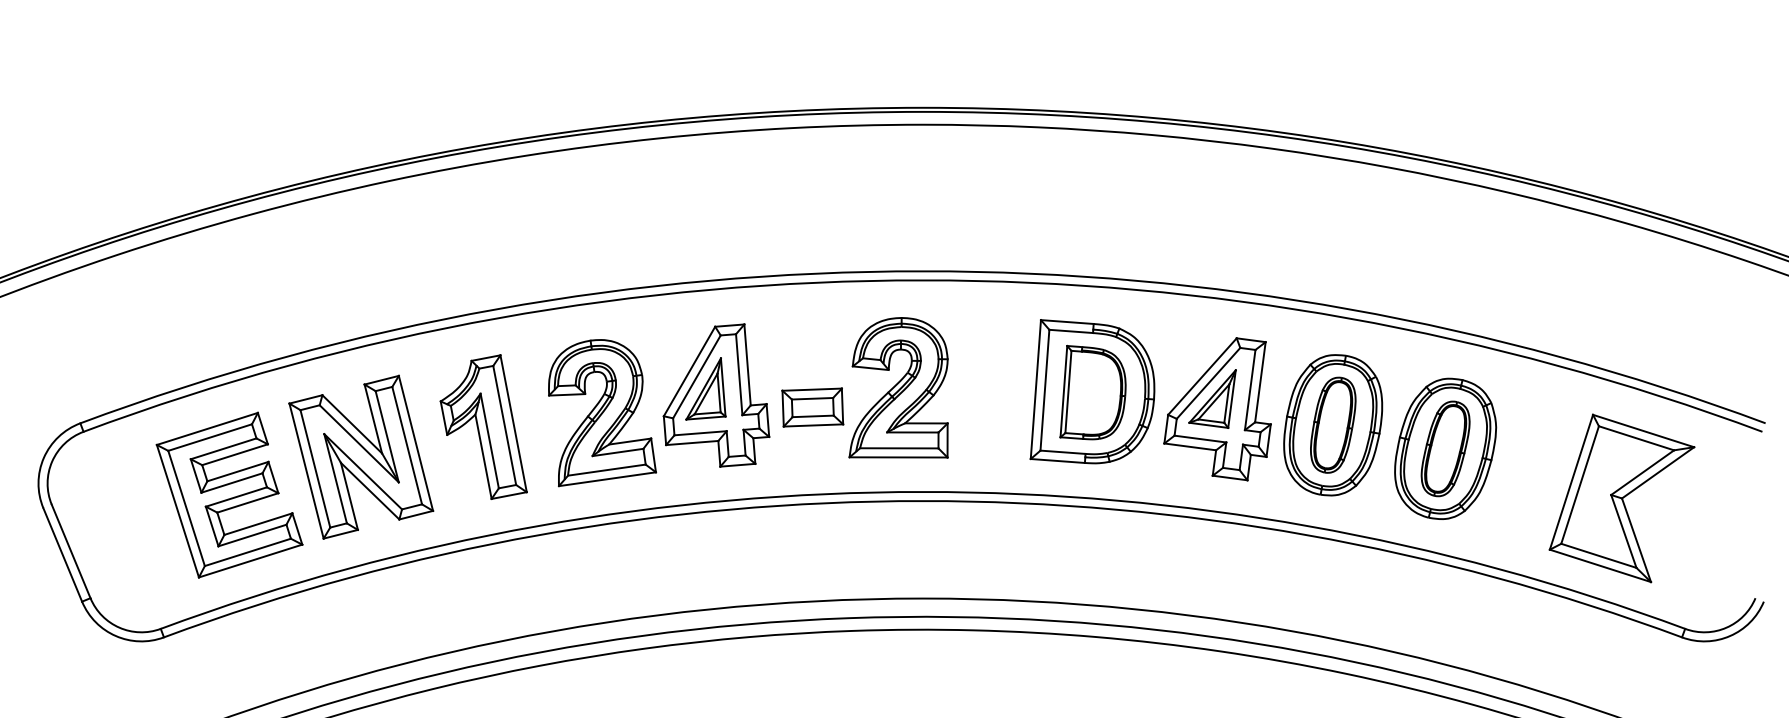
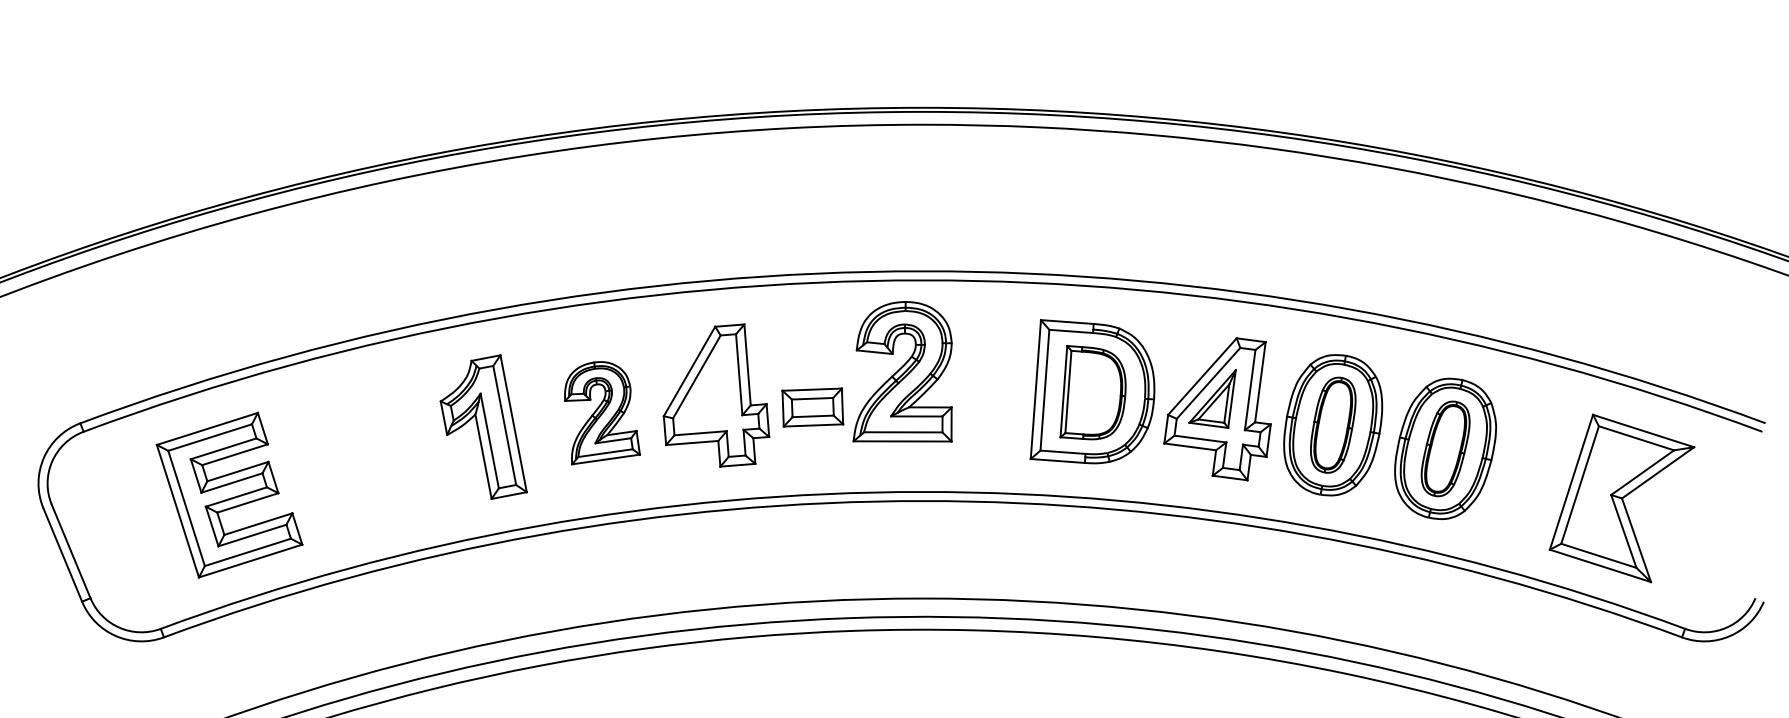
part position: (898, 387) -> (902, 371) (902, 371)
part: present -> none (705, 388)
part size: 109x149 px -> 77x105 px (602, 413)
part: present -> none (361, 456)
